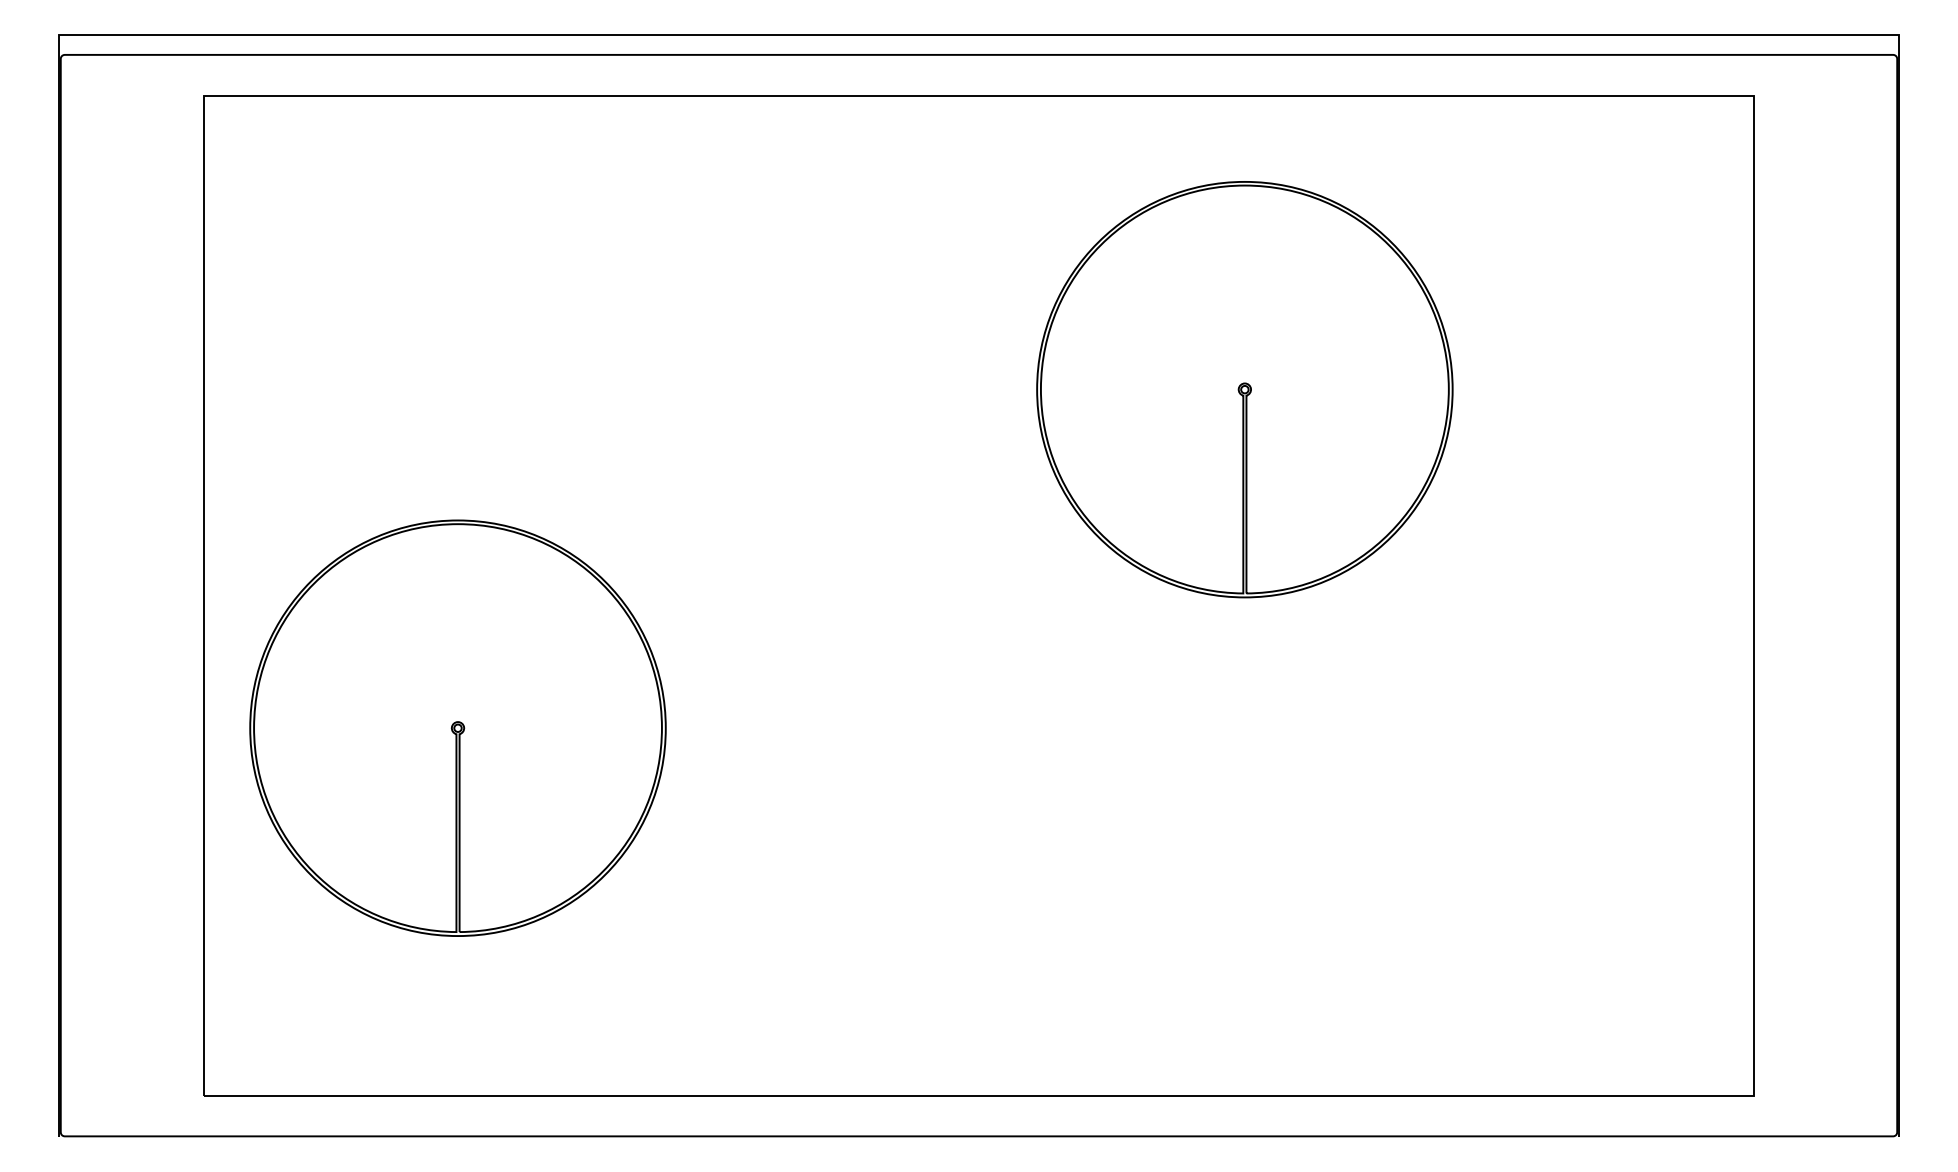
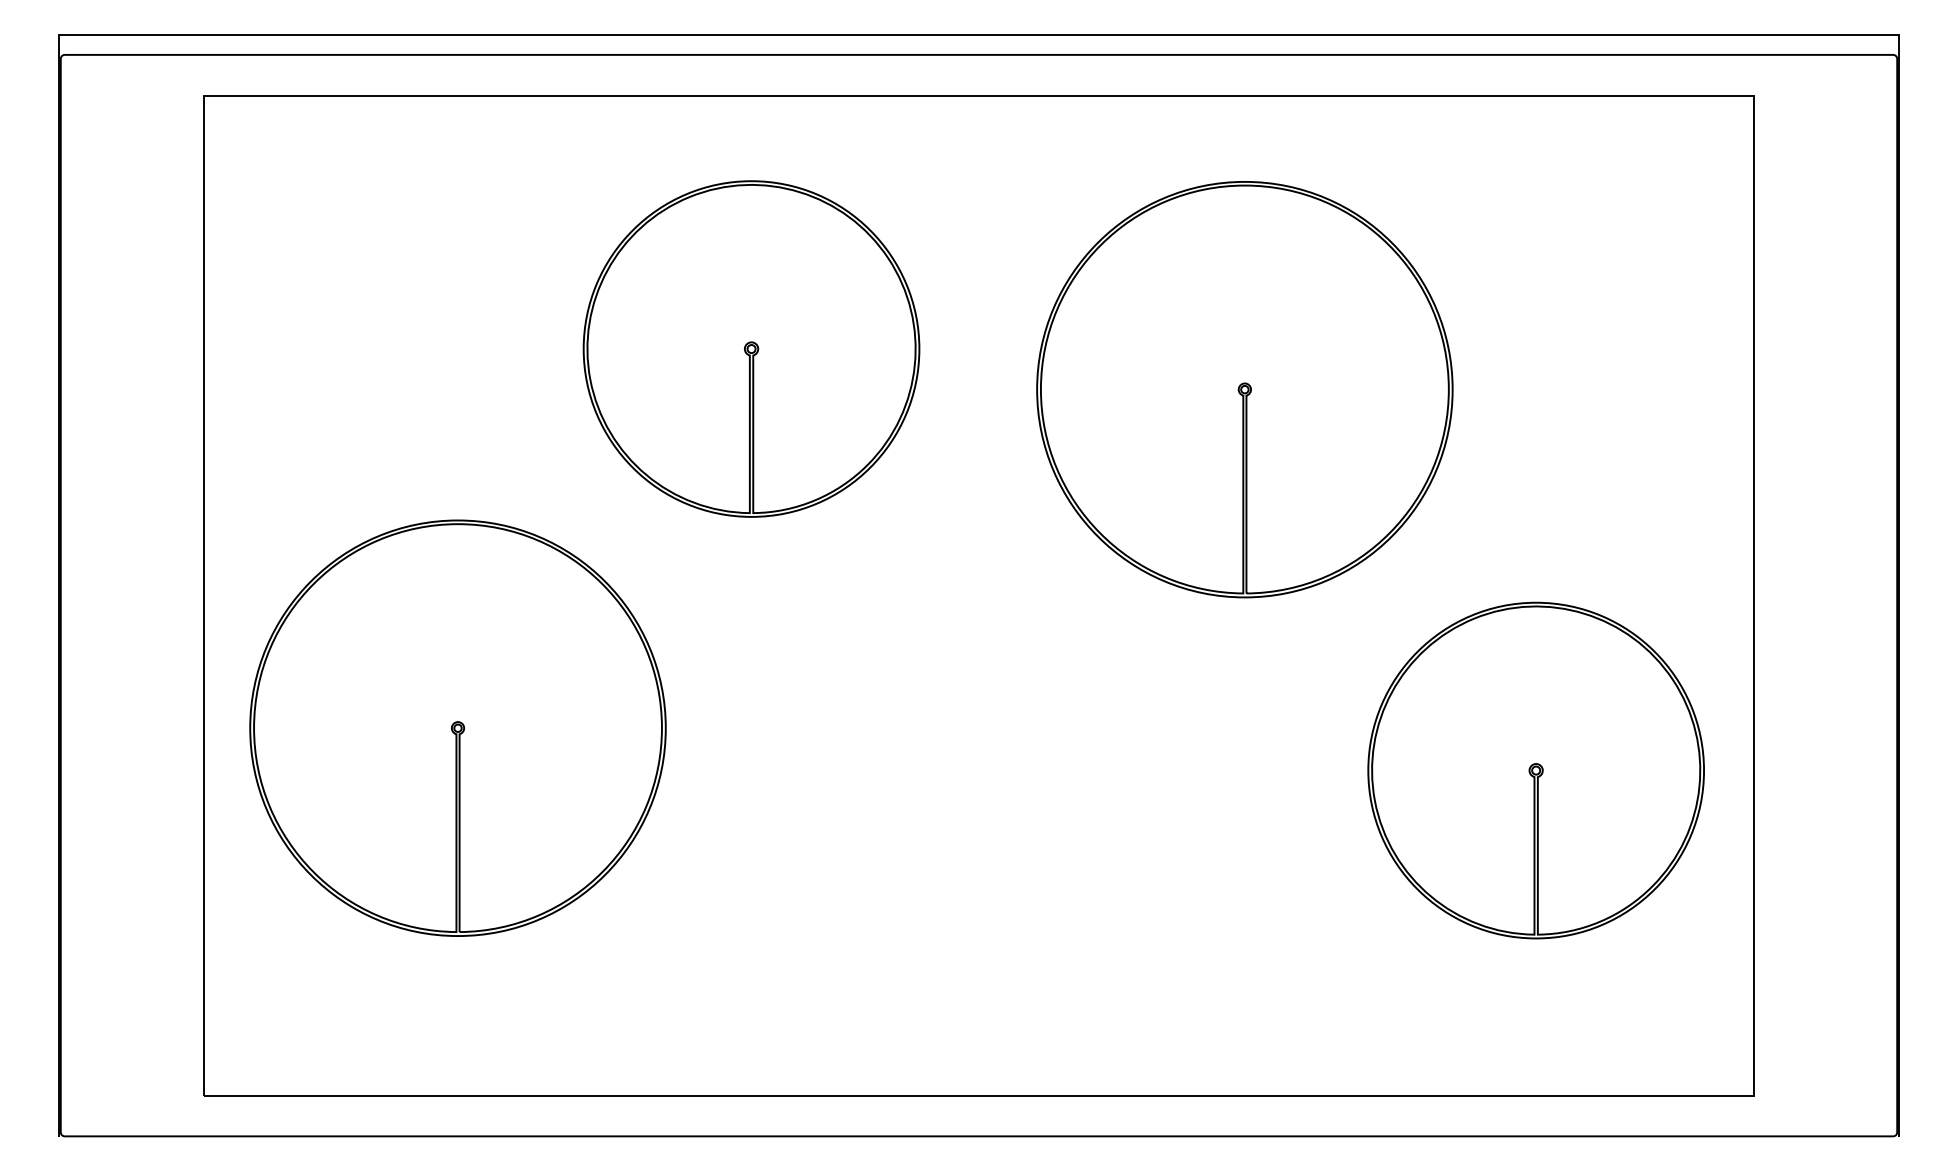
part: none -> present (751, 348)
part: none -> present (1535, 770)
